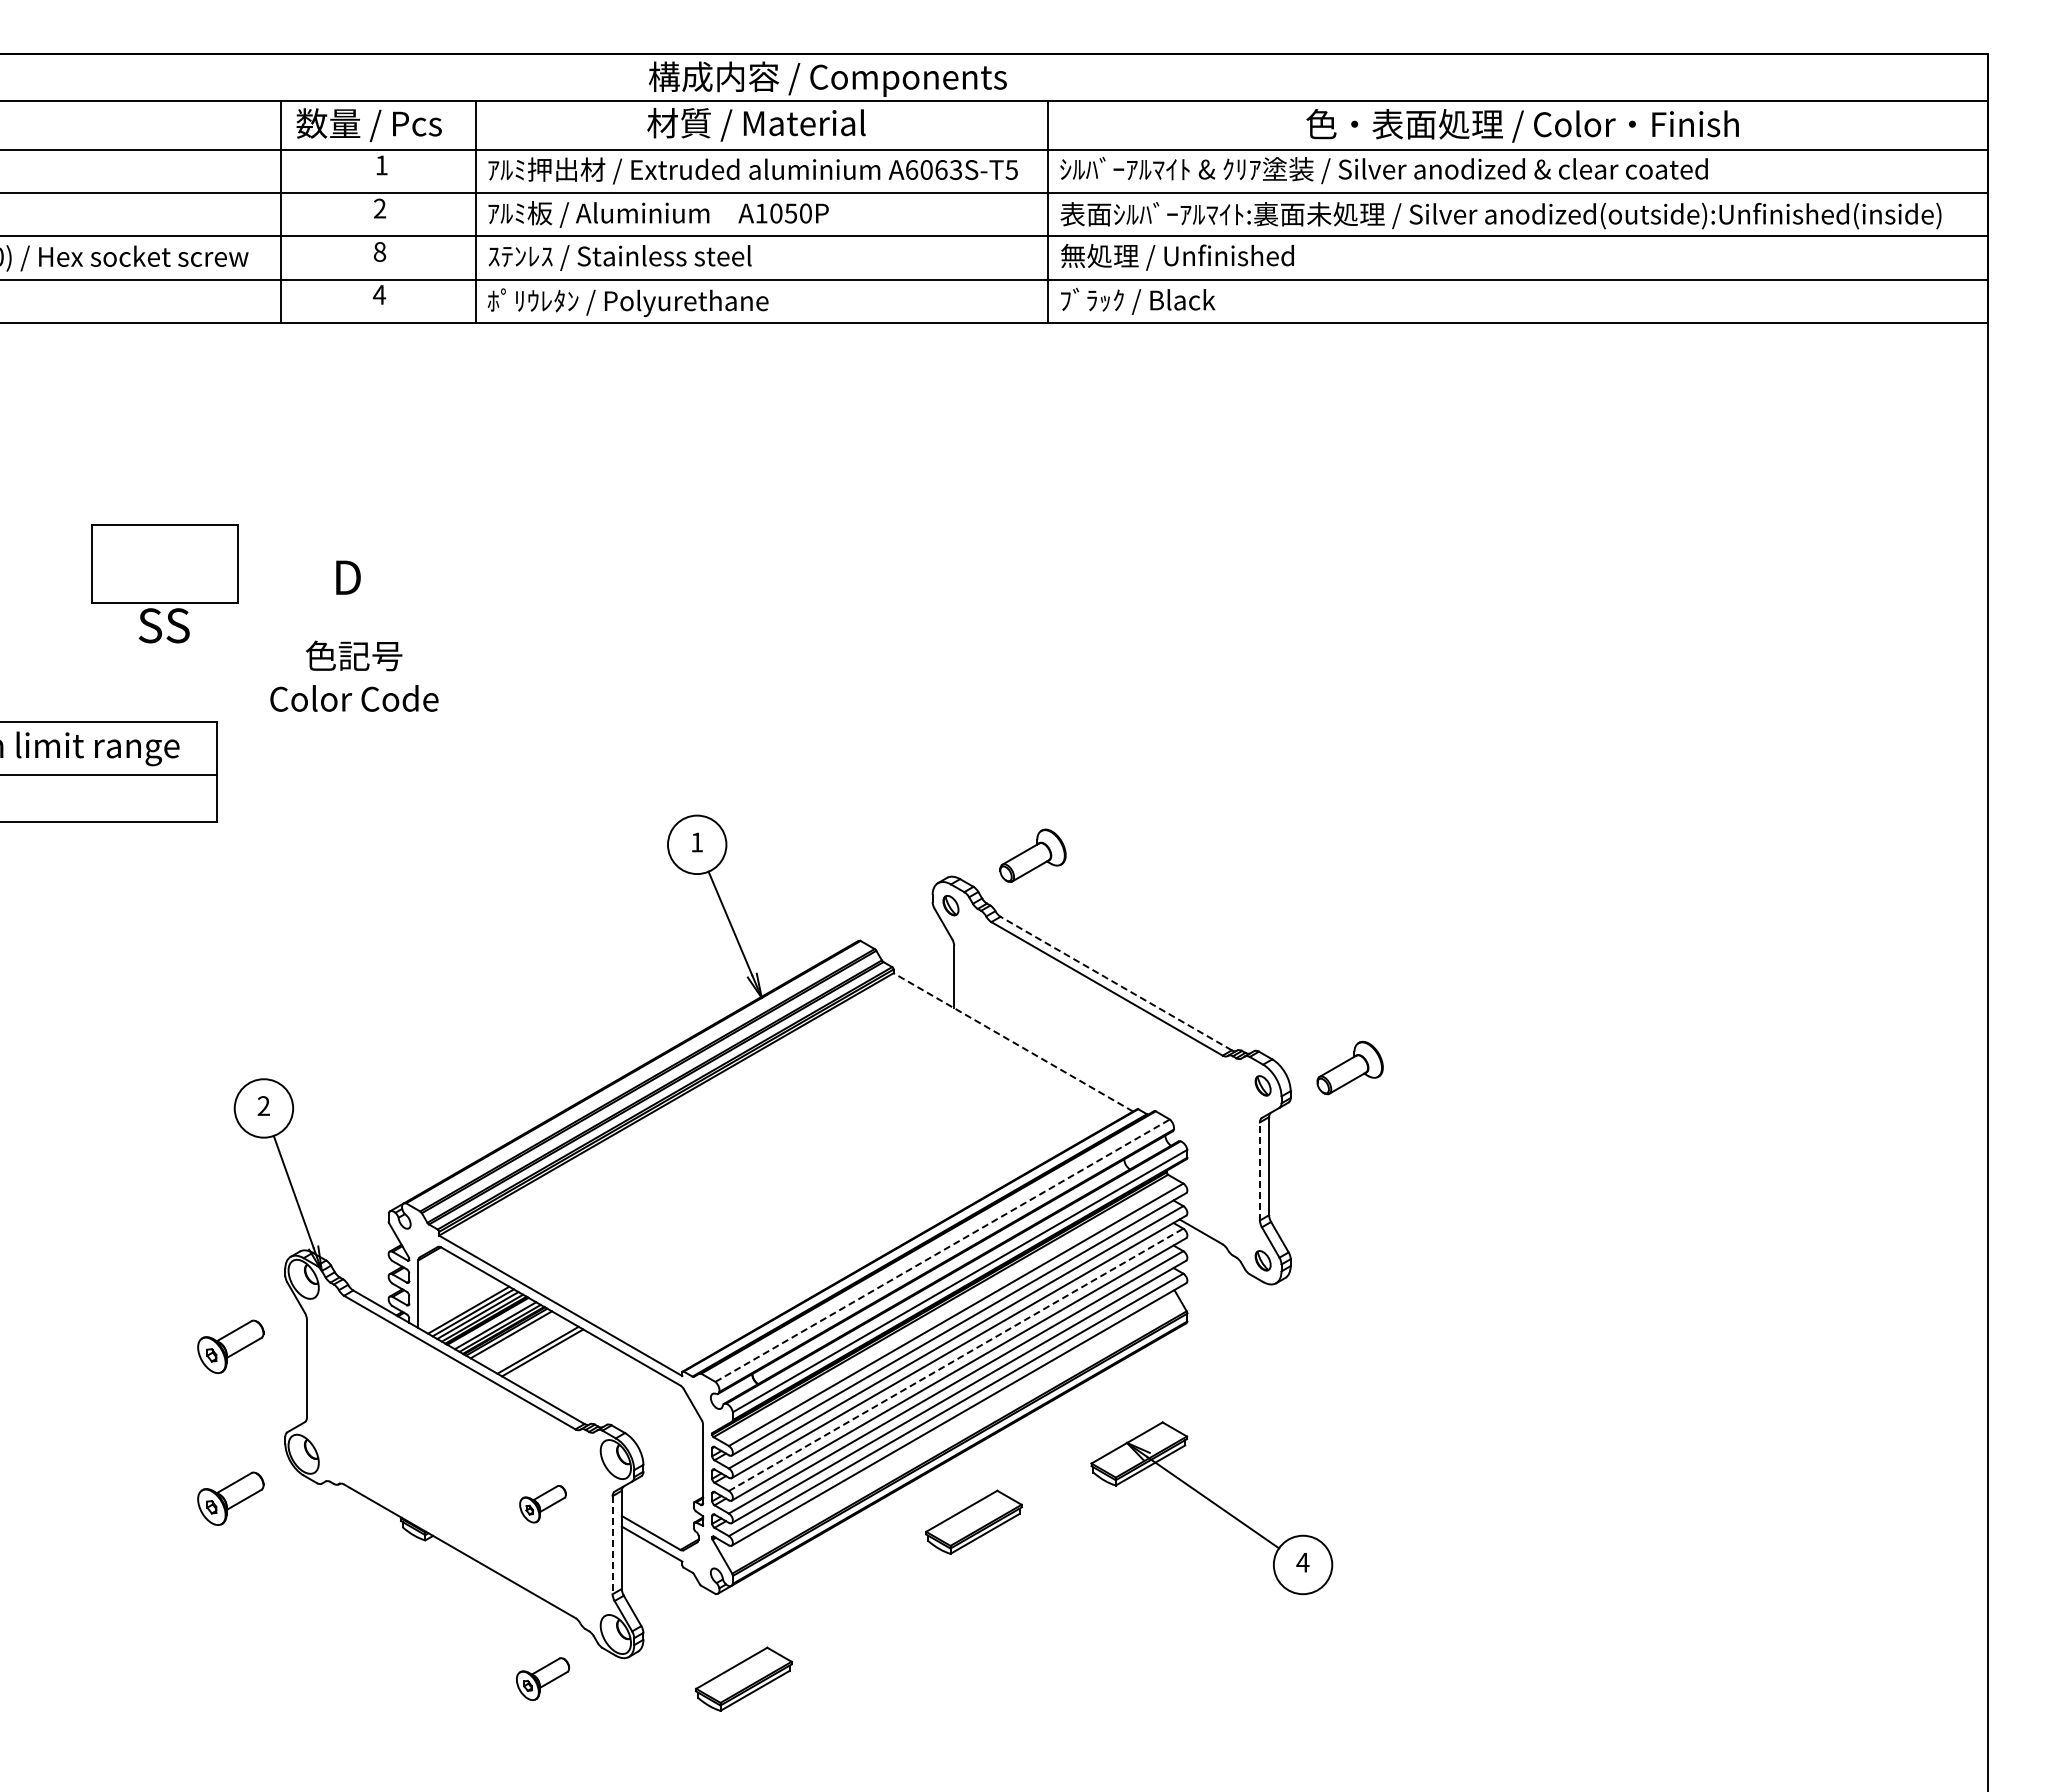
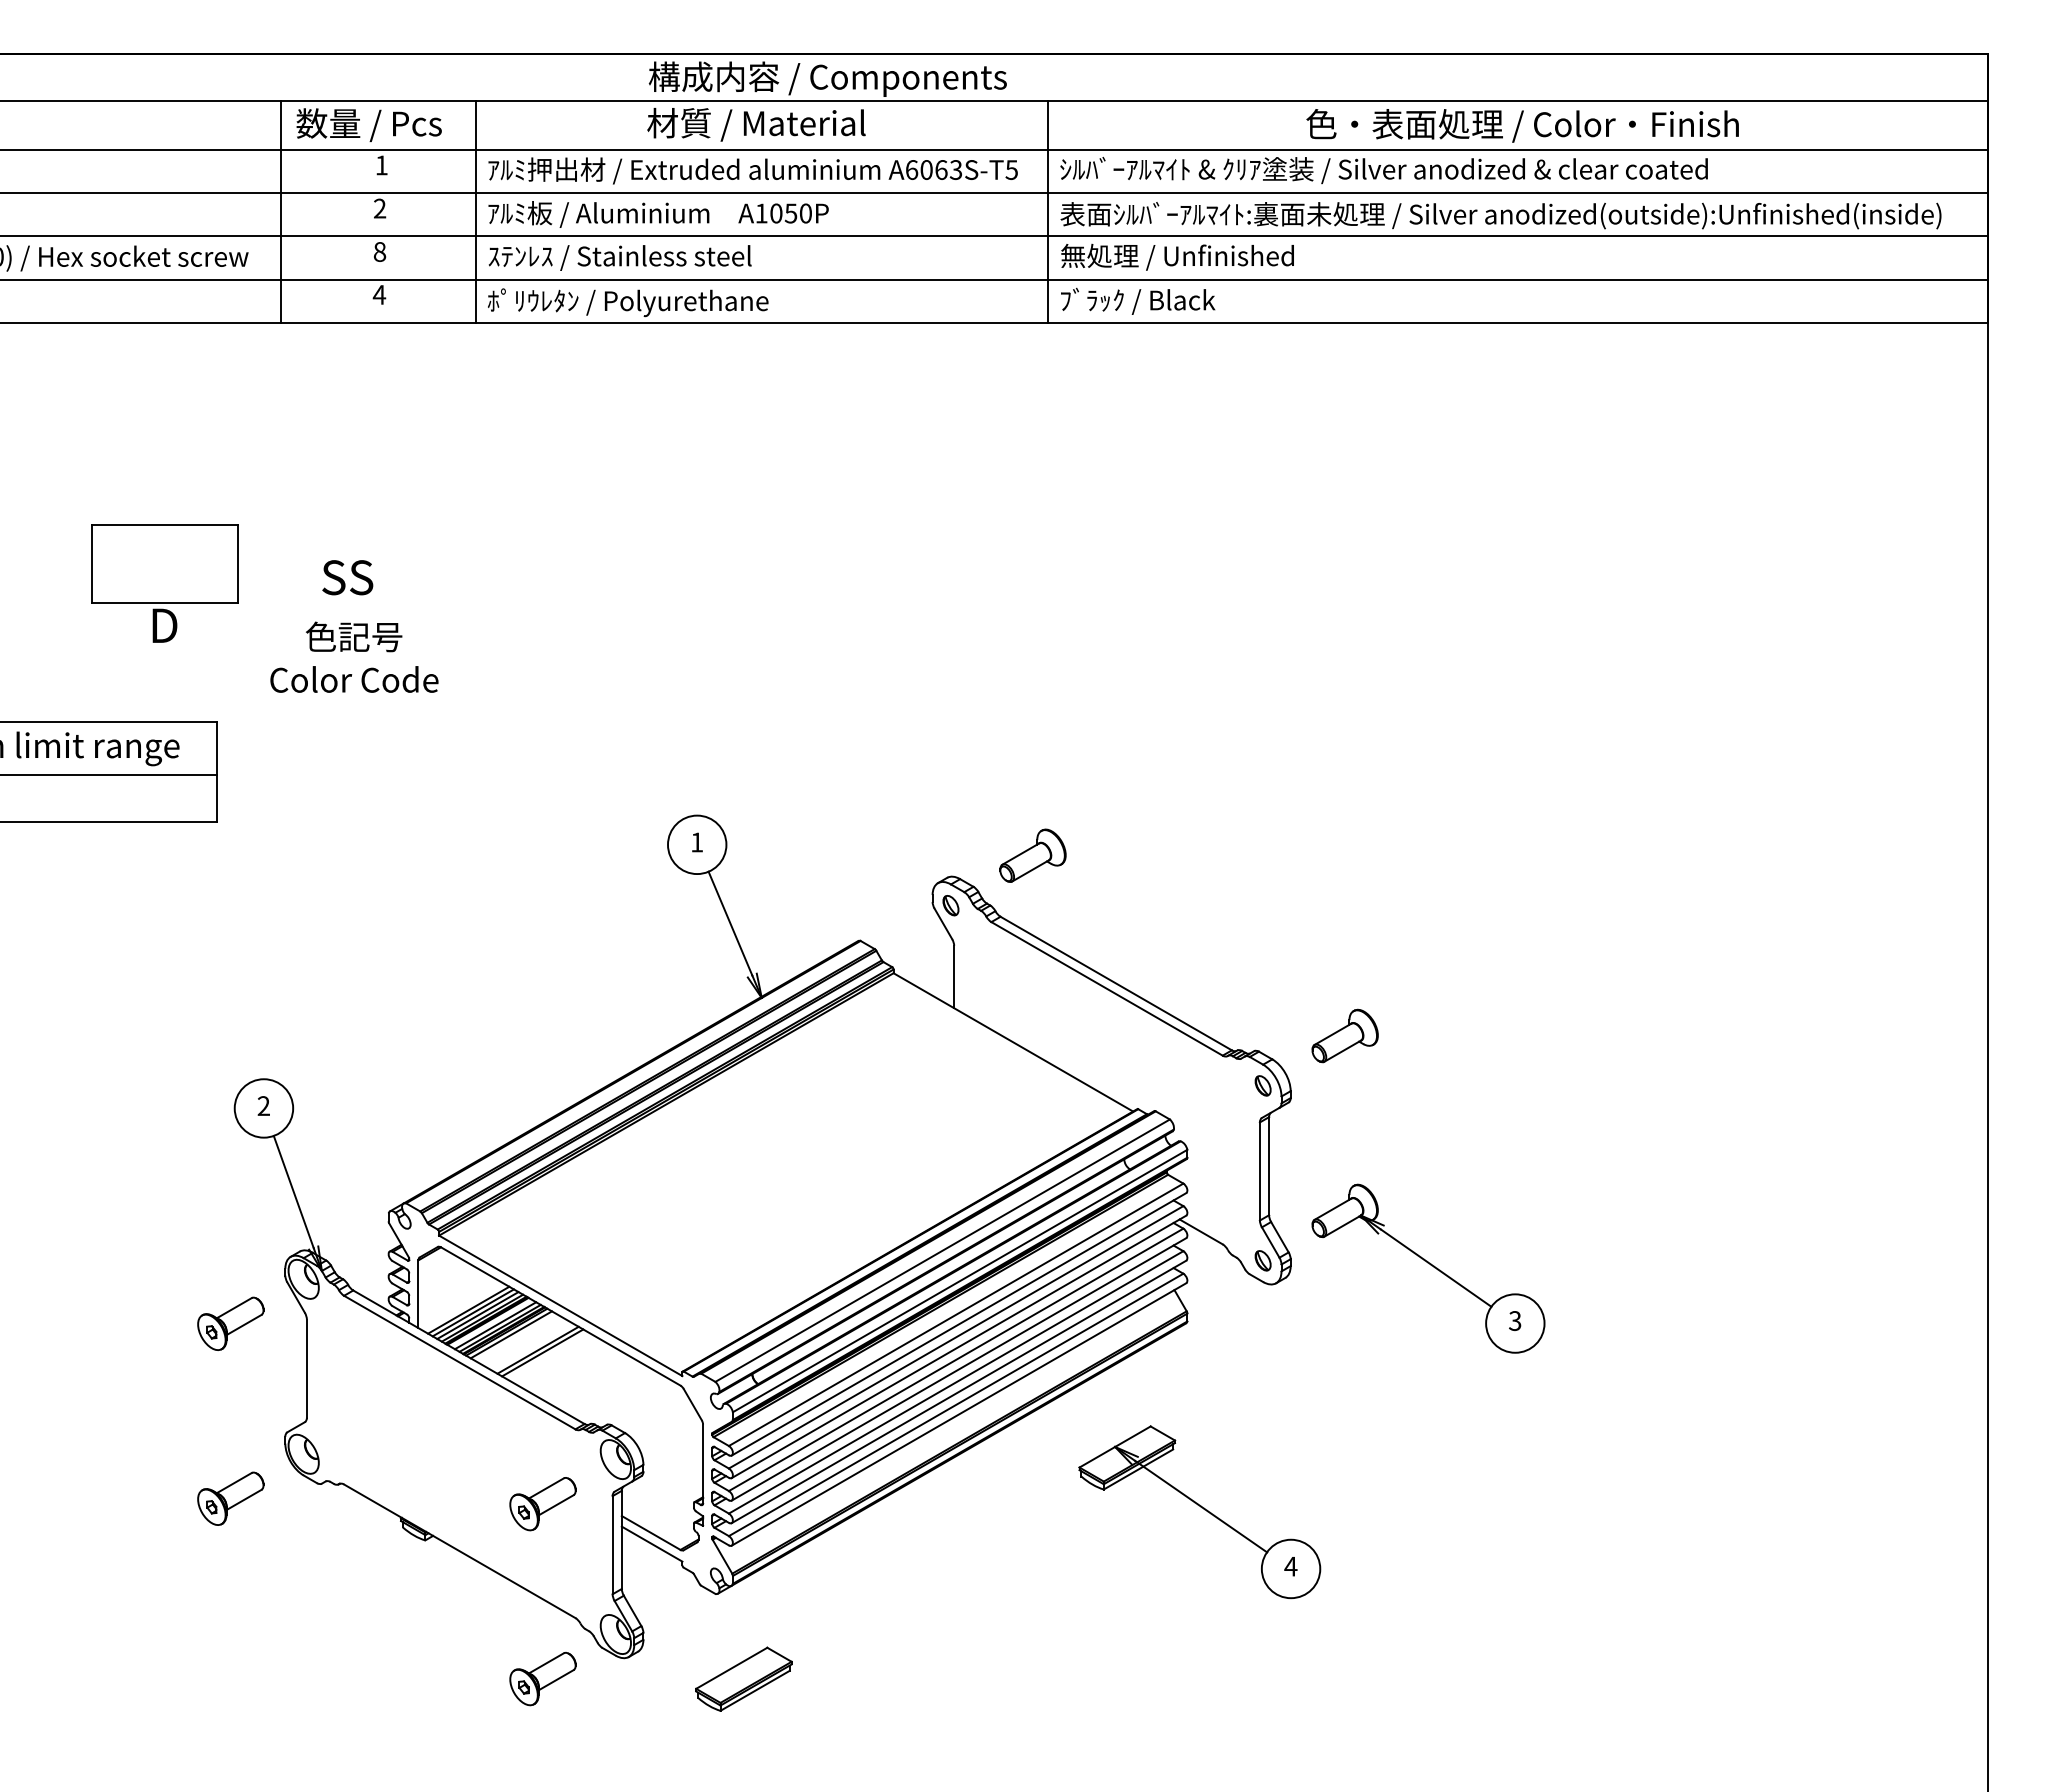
text: D -> SS (347, 577)
text: SS -> D (163, 625)
text position: (354, 675) -> (354, 656) (354, 656)
line: dashed -> solid (1116, 983)
line: dashed -> solid (1012, 1042)
part position: (1349, 1067) -> (1344, 1035) (1344, 1035)
line: dashed -> solid (1259, 1170)
line: dashed -> solid (943, 1250)
part: none -> present (1428, 1268)
part position: (230, 1346) -> (230, 1323) (230, 1323)
line: dashed -> solid (956, 1359)
part size: 48x39 px -> 68x55 px (542, 1504)
part position: (1211, 1508) -> (1199, 1512) (1199, 1512)
part: present -> none (973, 1521)
line: dashed -> solid (612, 1545)
part size: 54x44 px -> 68x55 px (542, 1679)
